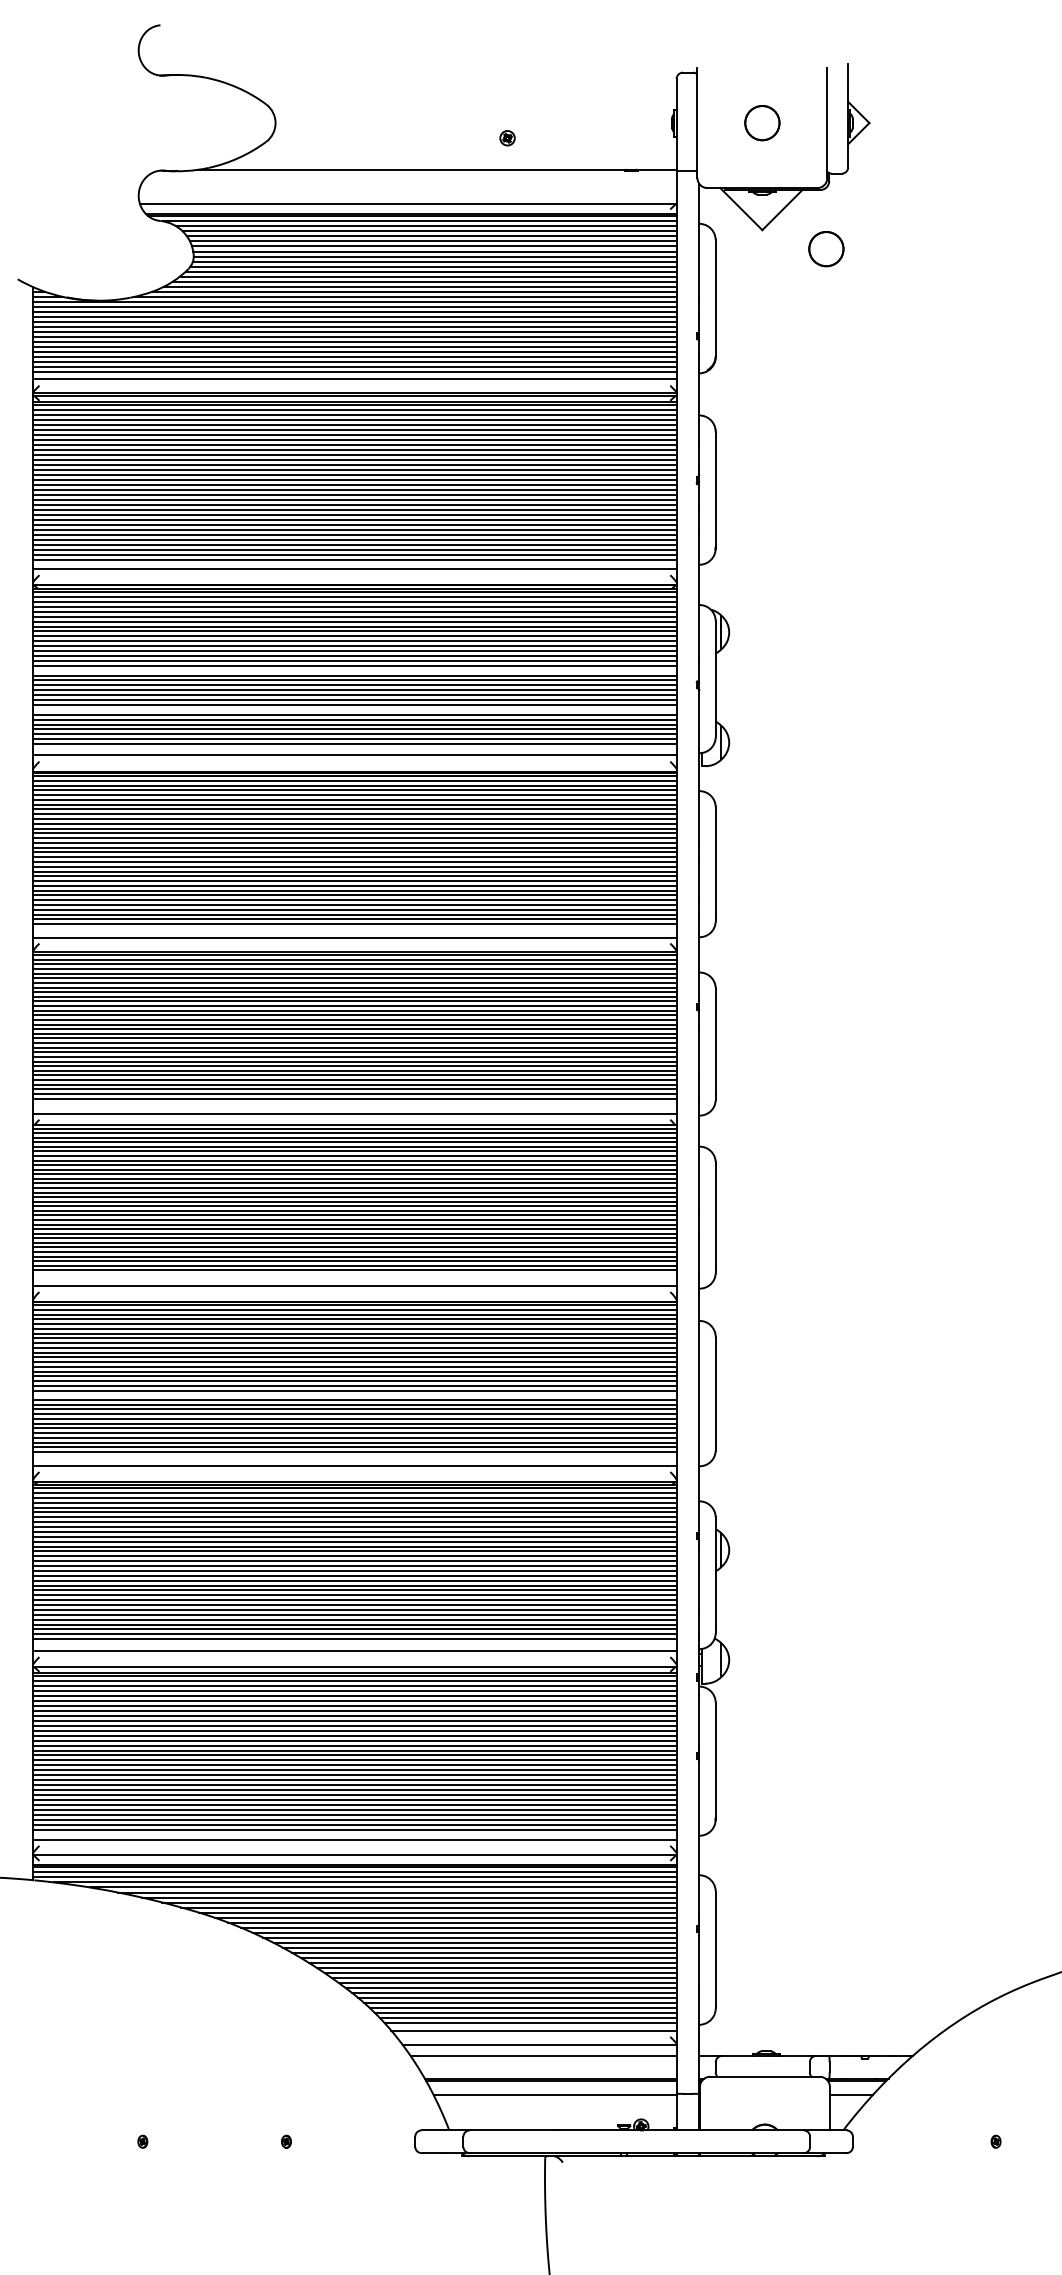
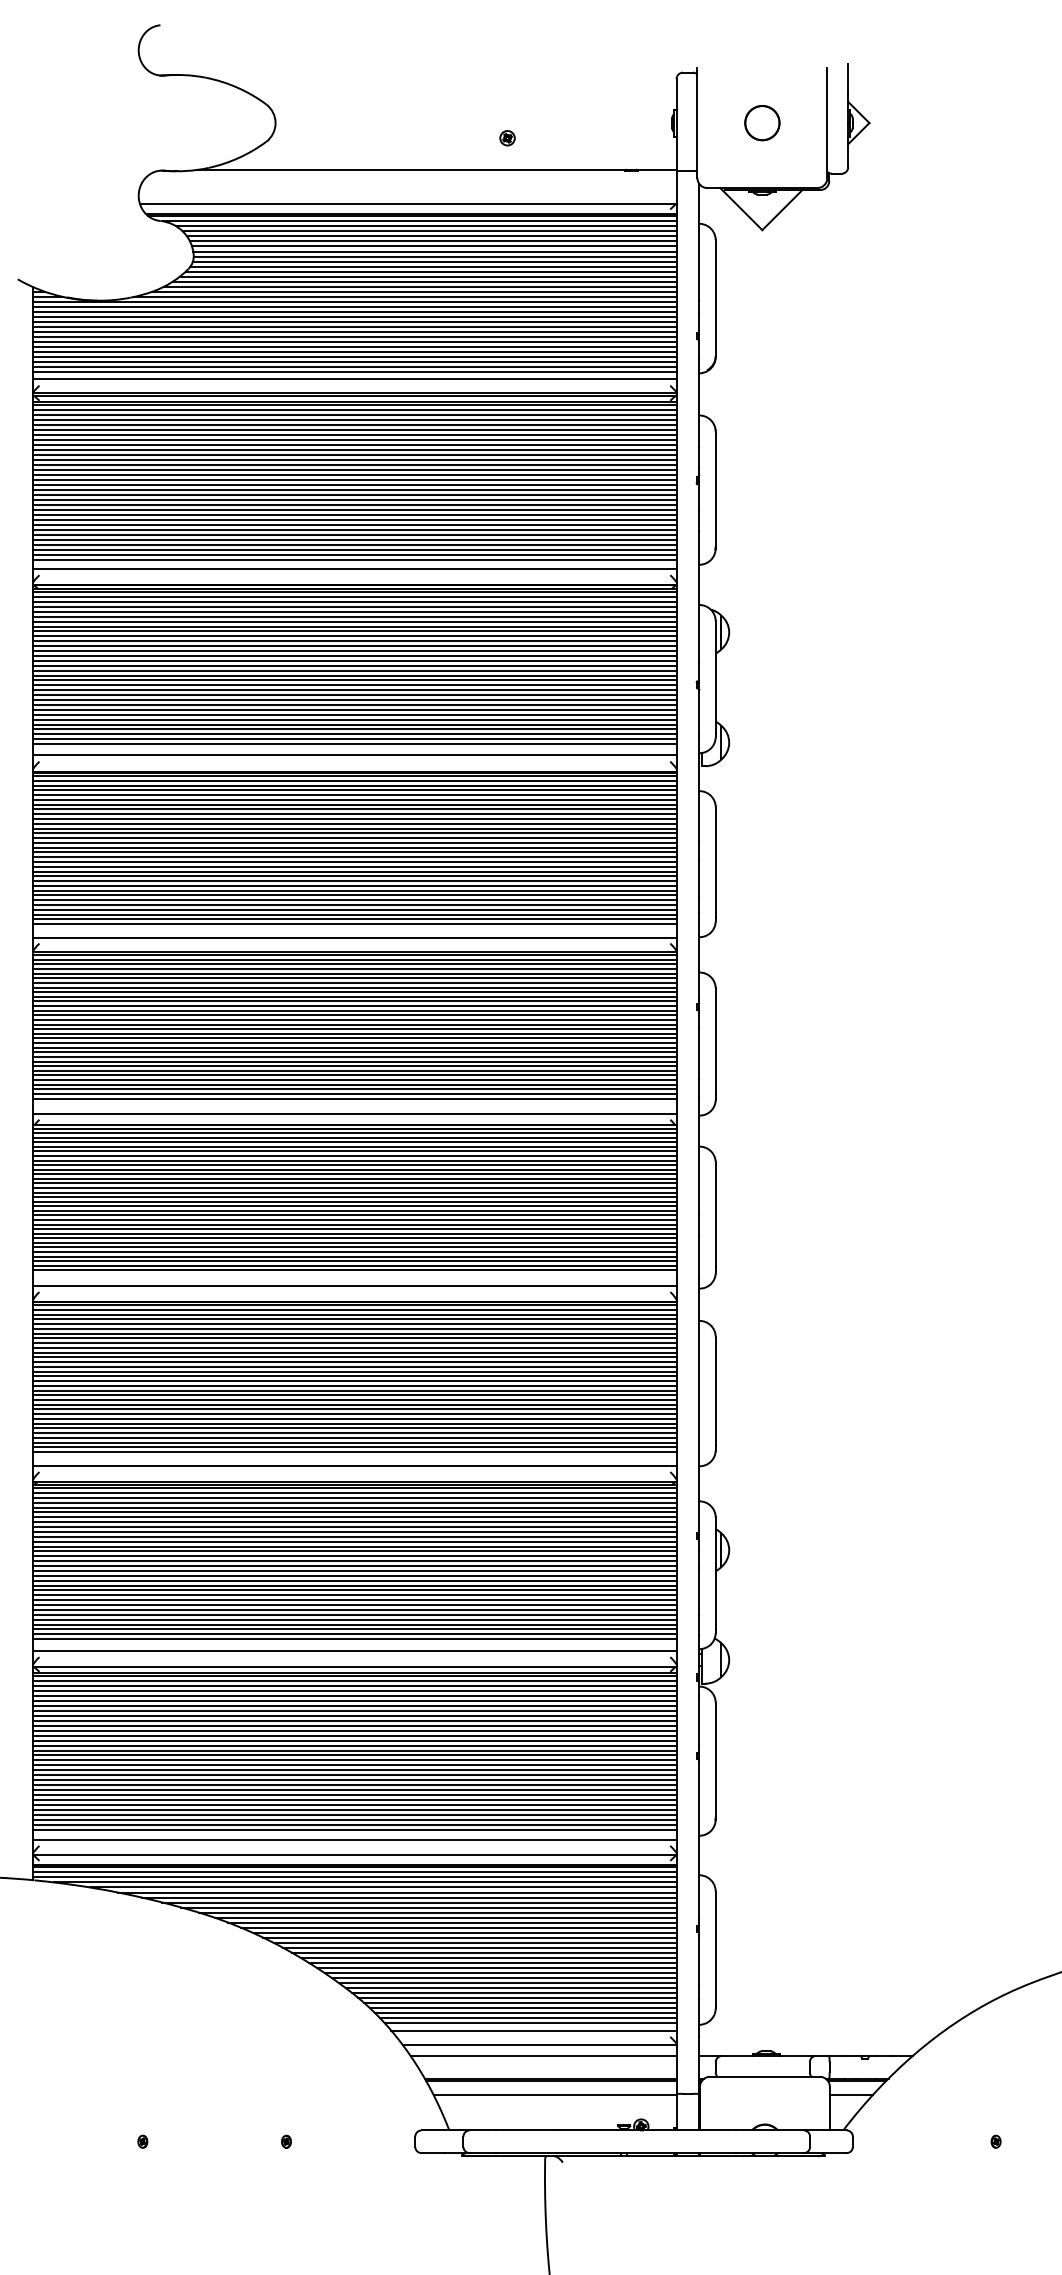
circle: present -> none (826, 249)
line: none -> present (354, 670)
line: none -> present (354, 709)
line: none -> present (354, 1395)
